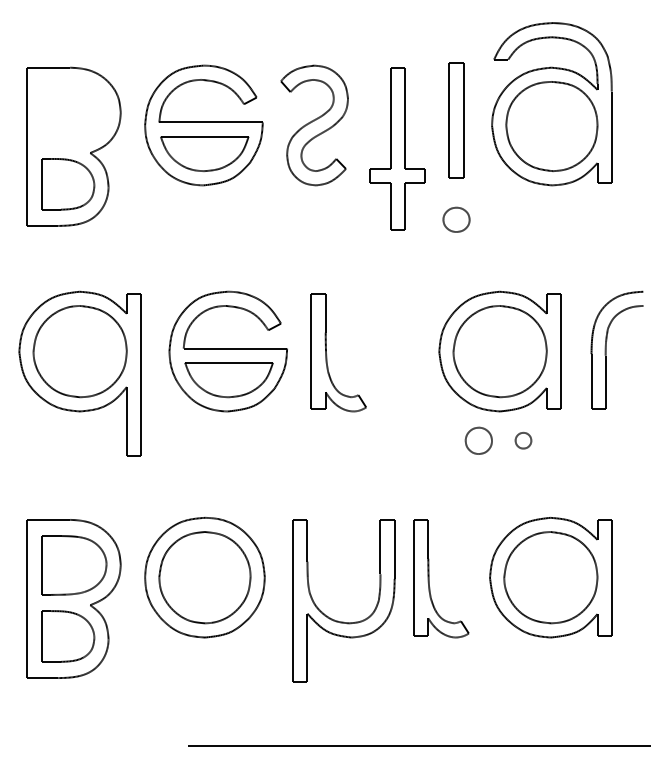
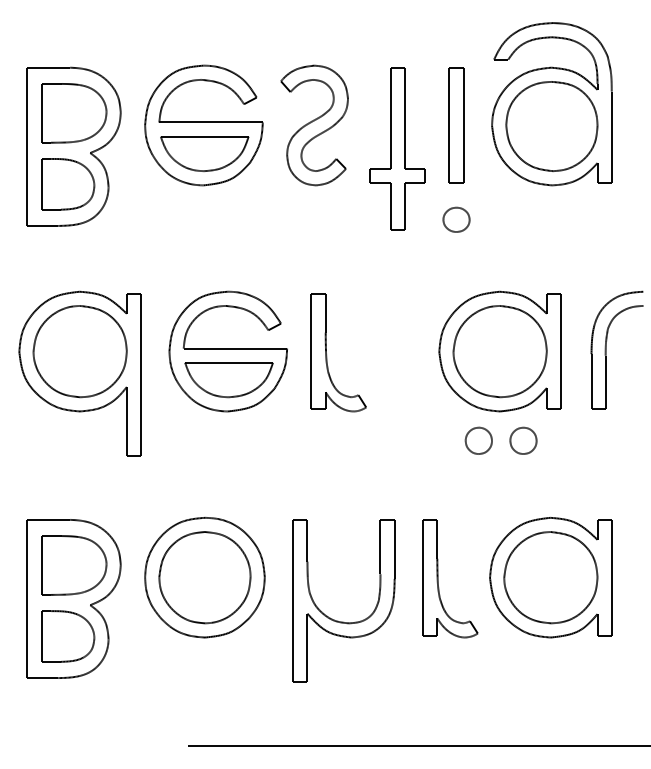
part: none -> present (74, 113)
part position: (456, 120) -> (456, 125) (456, 125)
part size: 19x18 px -> 29x29 px (523, 440)
part position: (429, 578) -> (438, 578) (438, 578)
